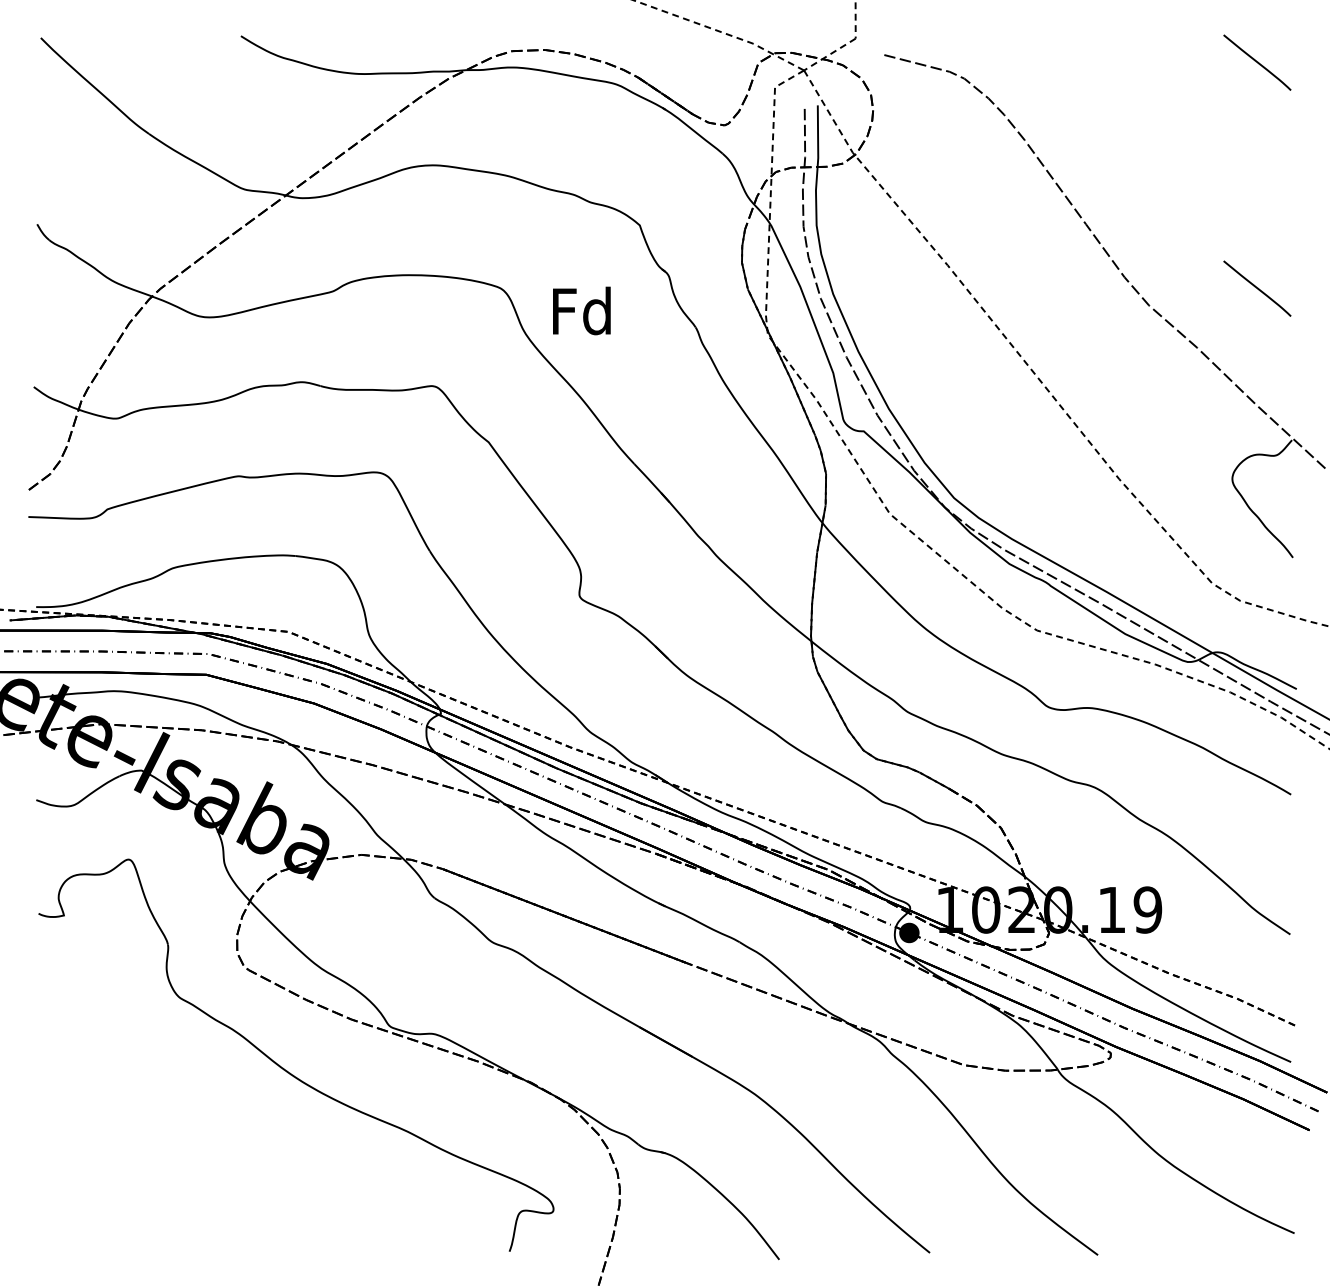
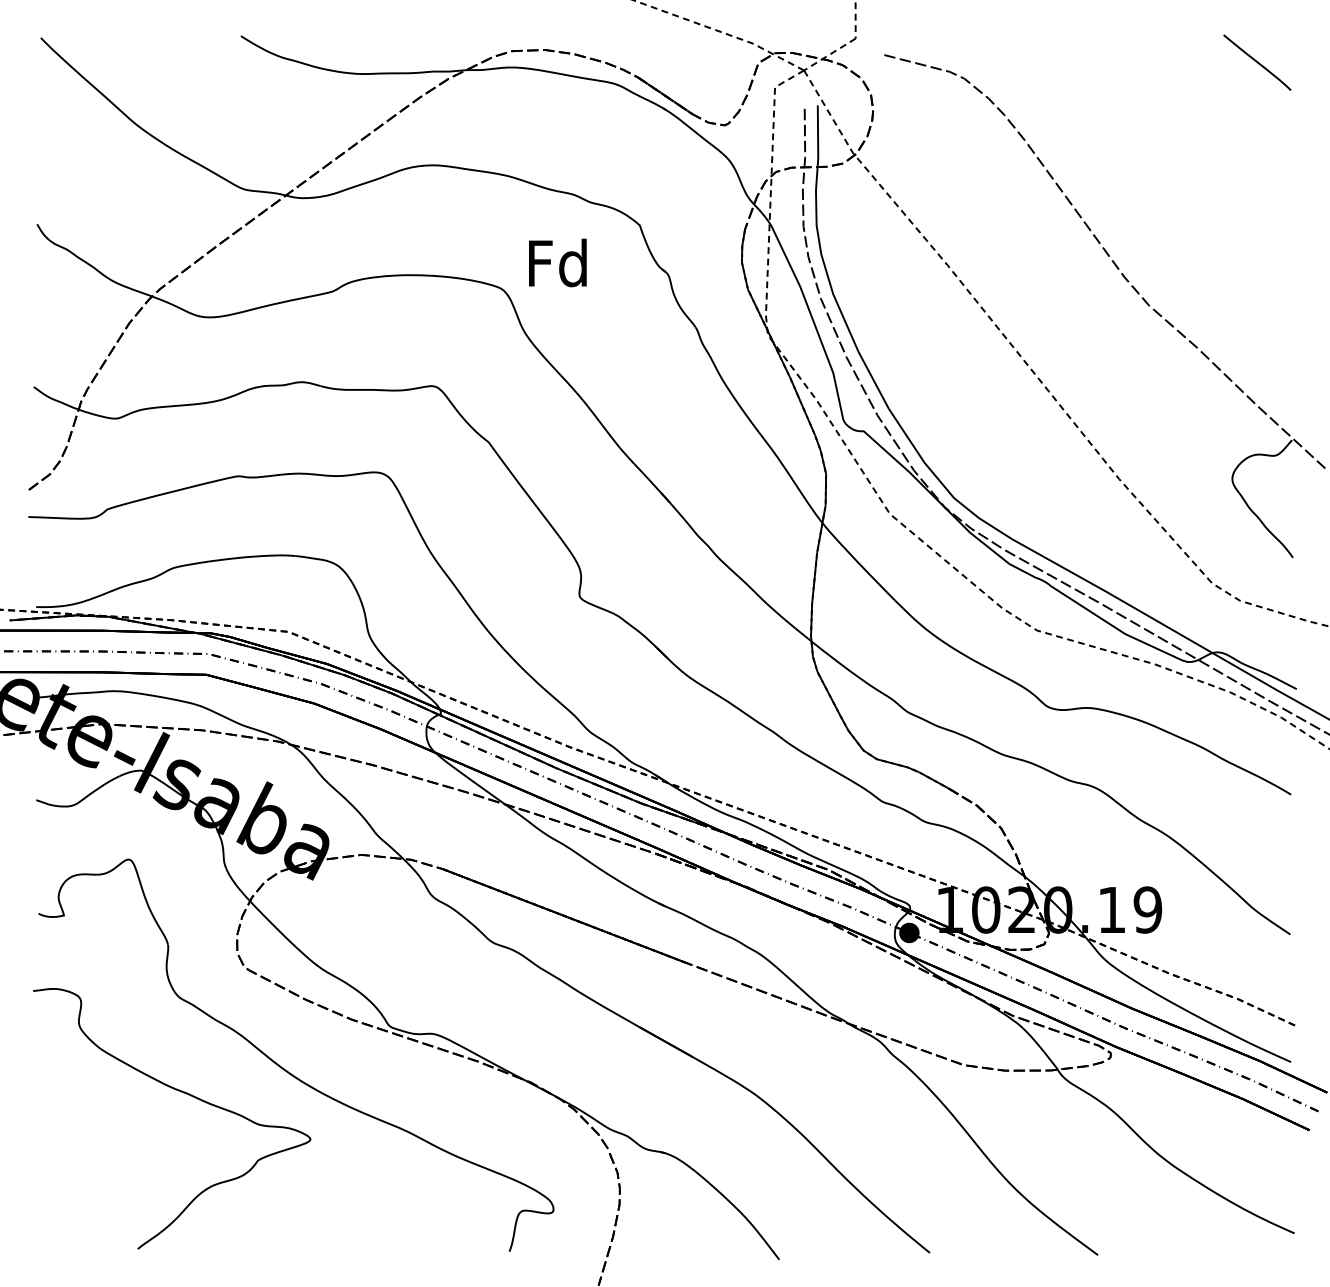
line: present -> none (1257, 288)
text position: (581, 310) -> (557, 262) (557, 262)
part: none -> present (183, 1093)
